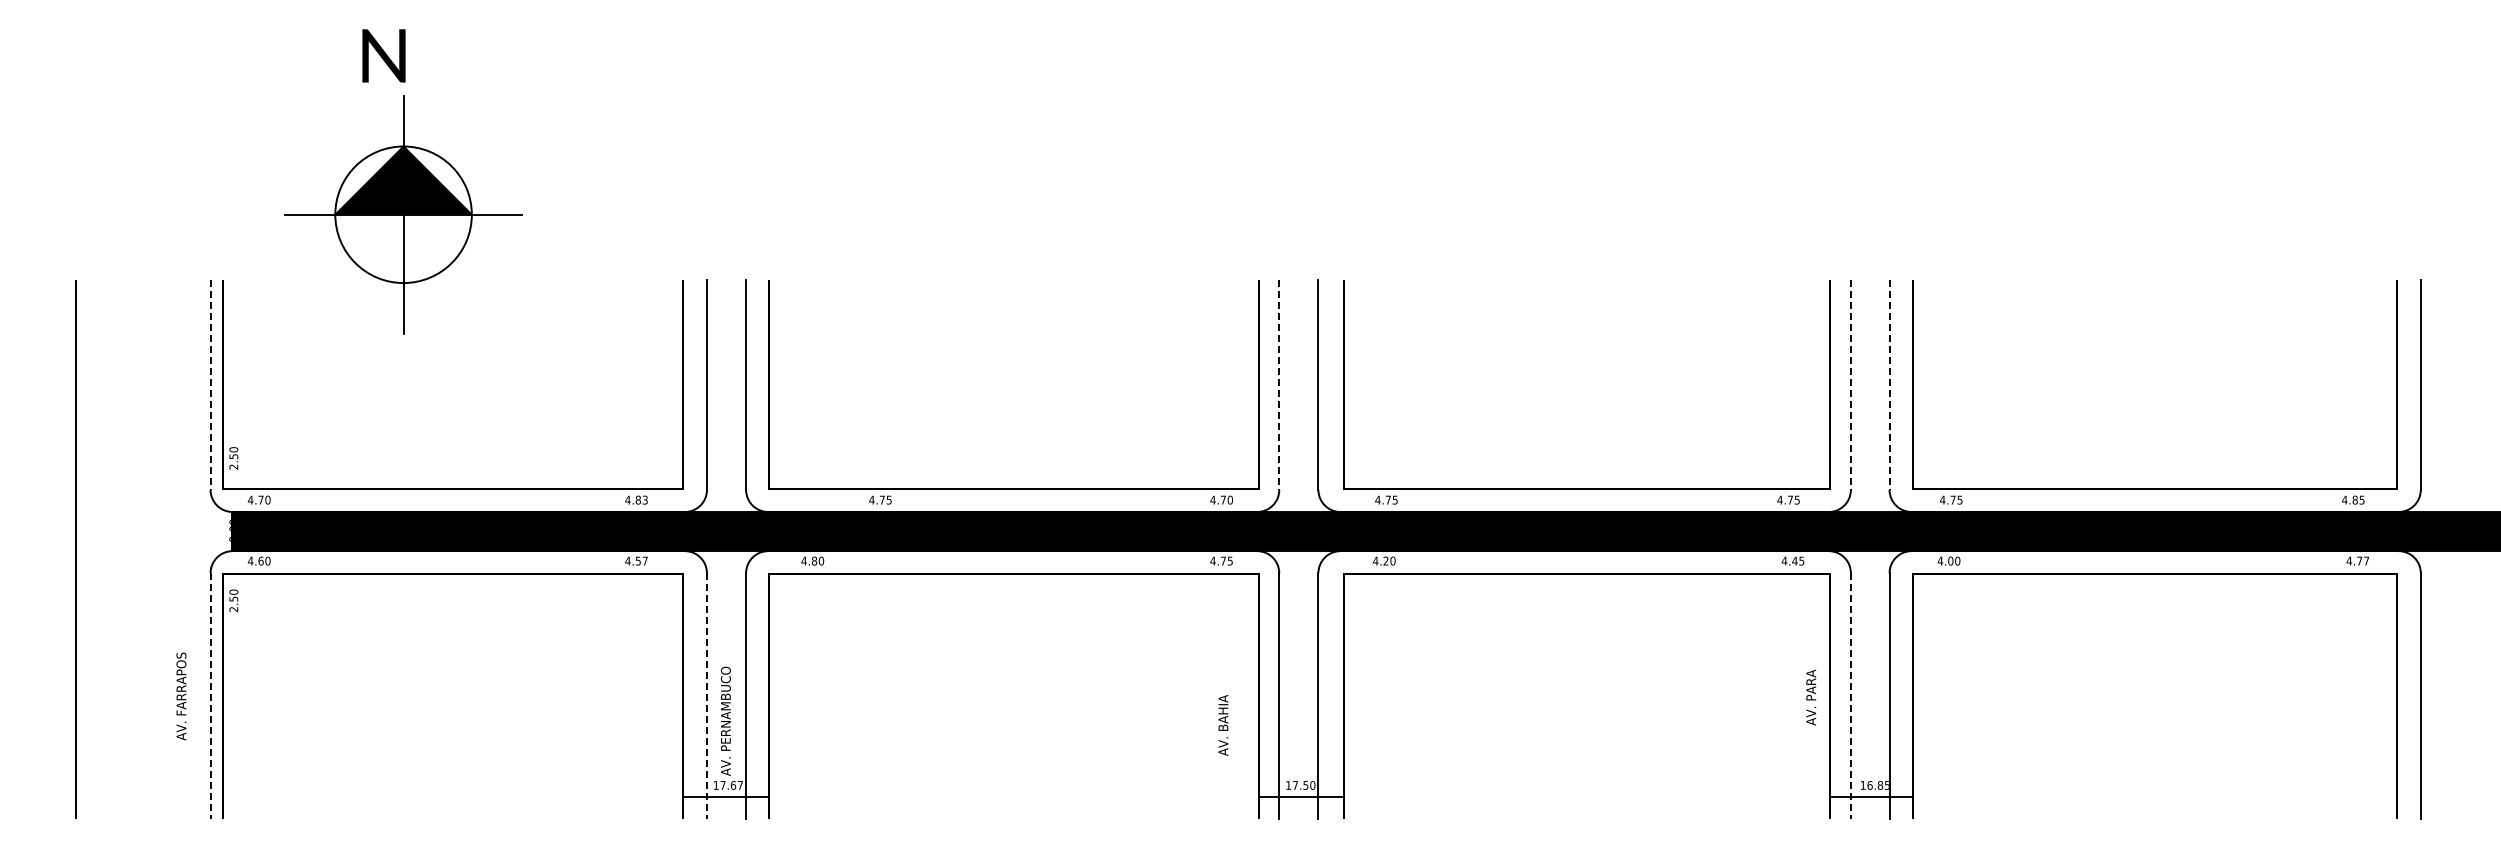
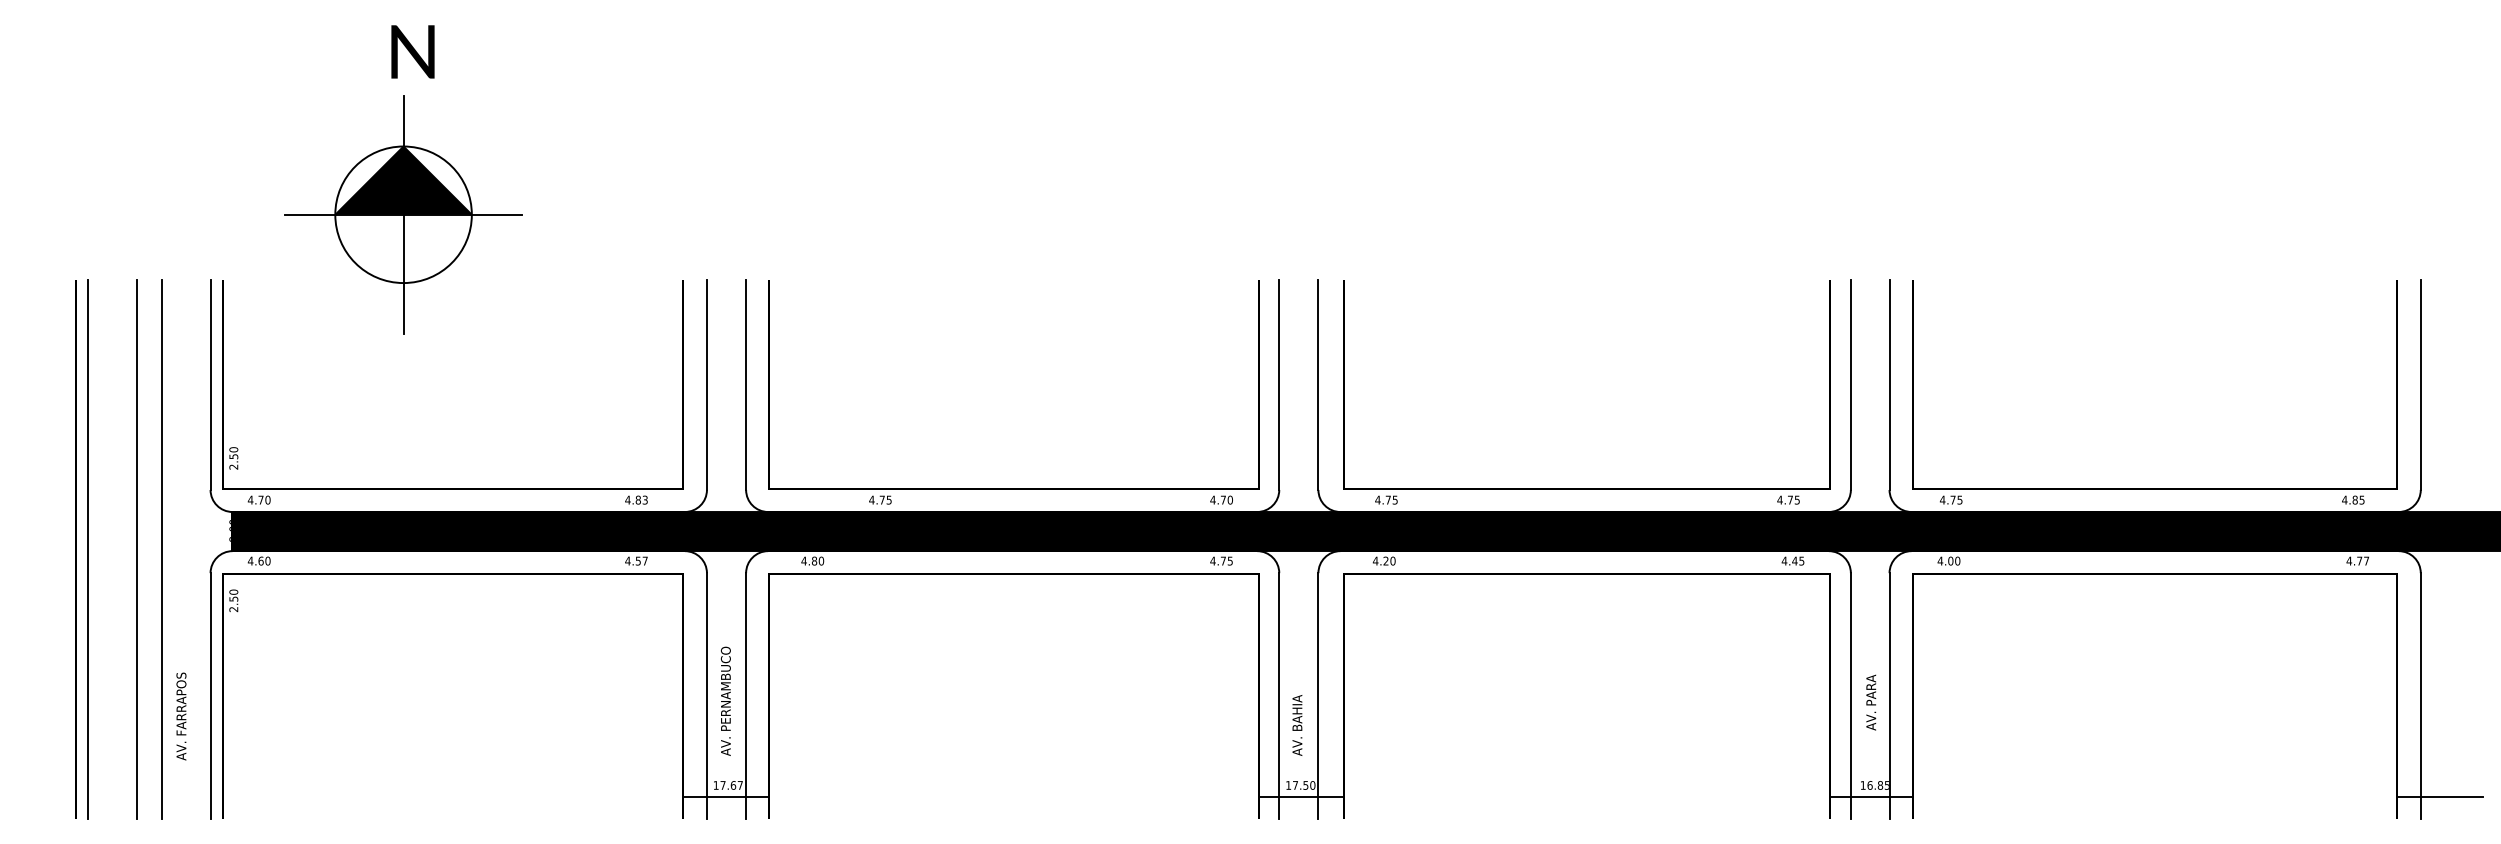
text position: (383, 55) -> (412, 51) (412, 51)
line: dashed -> solid (210, 385)
line: dashed -> solid (1279, 385)
line: dashed -> solid (1850, 385)
line: dashed -> solid (1889, 385)
line: none -> present (88, 549)
line: none -> present (137, 549)
line: none -> present (161, 549)
line: dashed -> solid (210, 695)
line: dashed -> solid (706, 695)
line: dashed -> solid (1850, 695)
text position: (181, 696) -> (181, 716) (181, 716)
text position: (1811, 697) -> (1871, 702) (1871, 702)
text position: (725, 720) -> (725, 700) (725, 700)
text position: (1223, 725) -> (1297, 725) (1297, 725)
line: none -> present (2440, 797)
